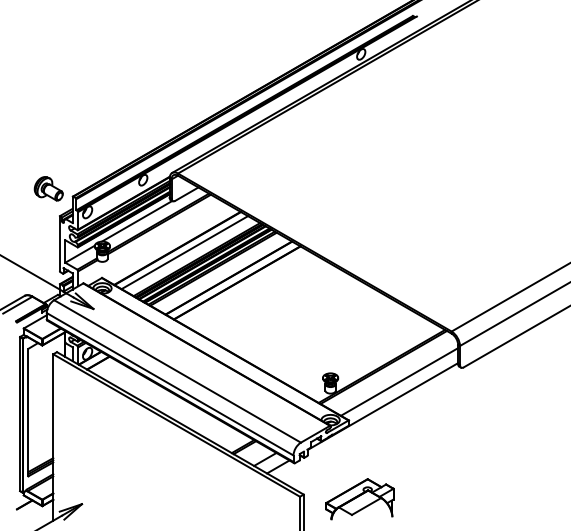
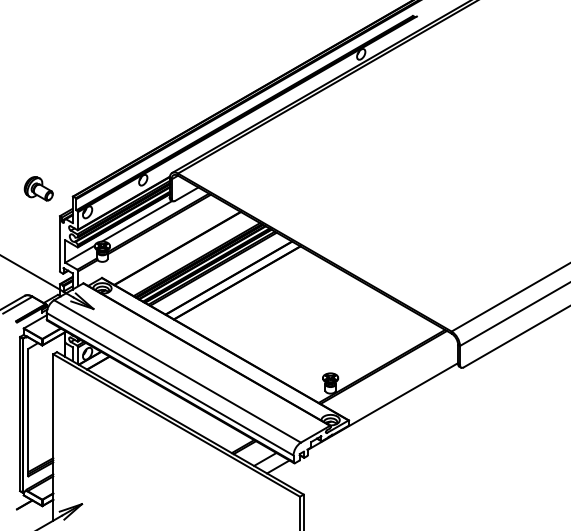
part position: (48, 188) -> (38, 188) (38, 188)
line: present -> none (184, 252)
line: present -> none (399, 381)
part: present -> none (359, 499)
